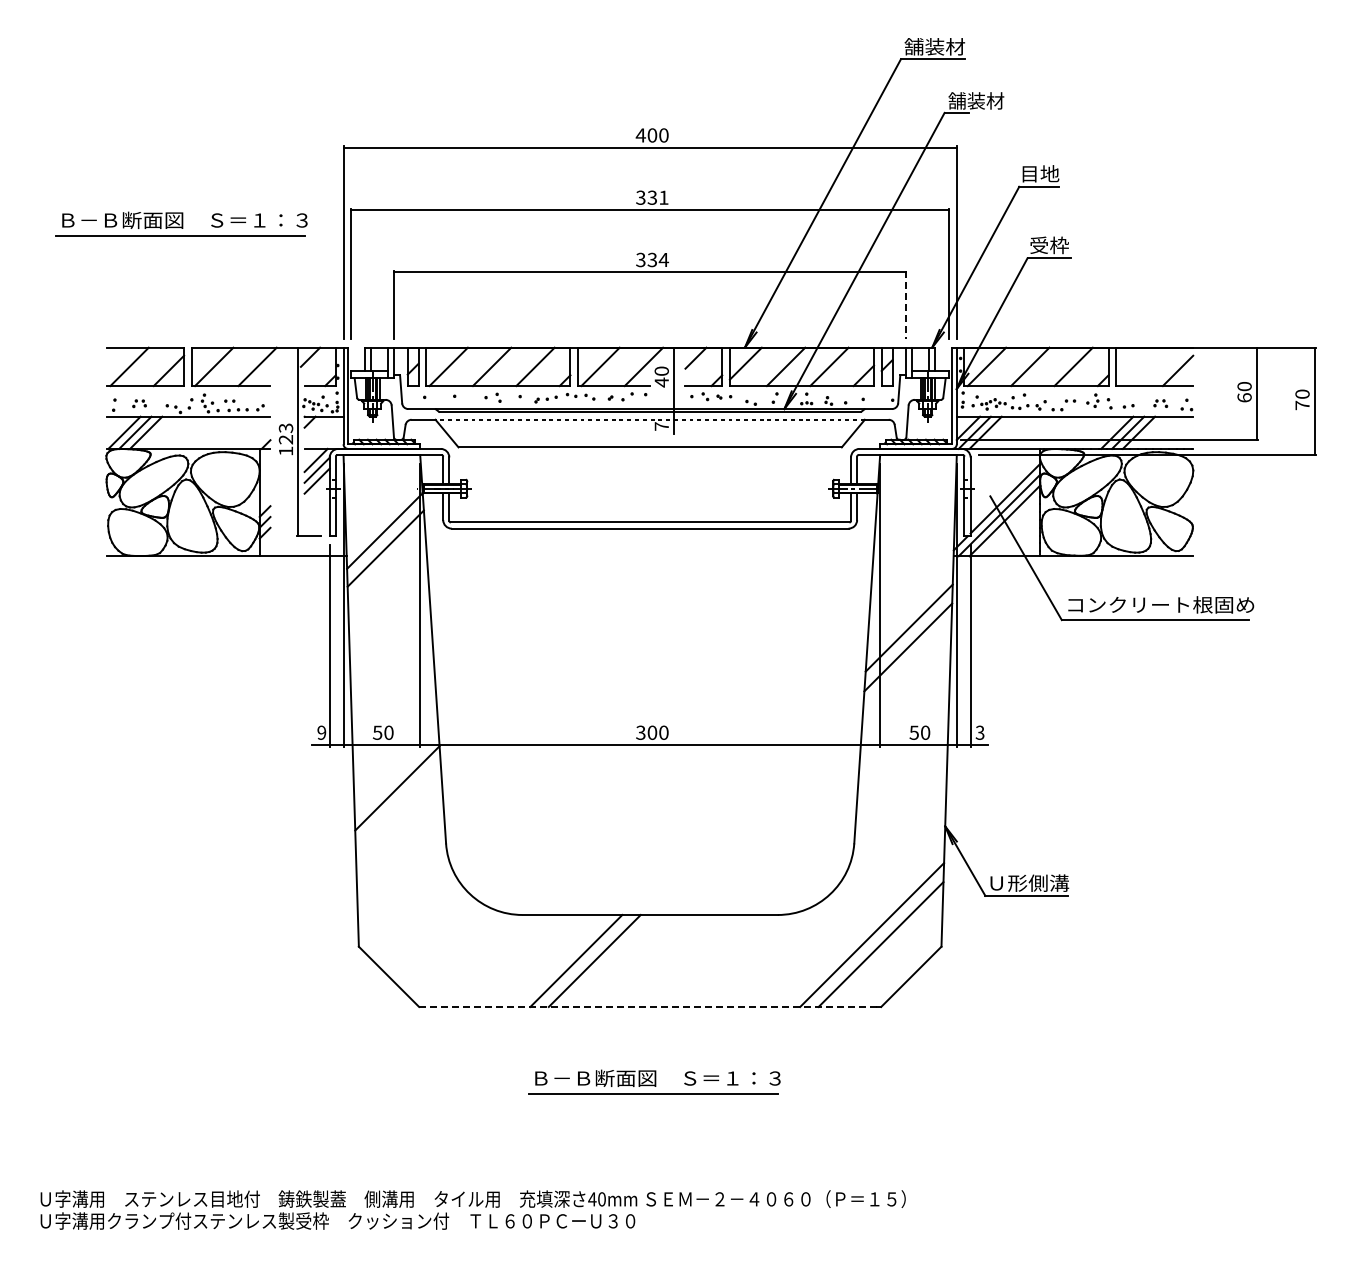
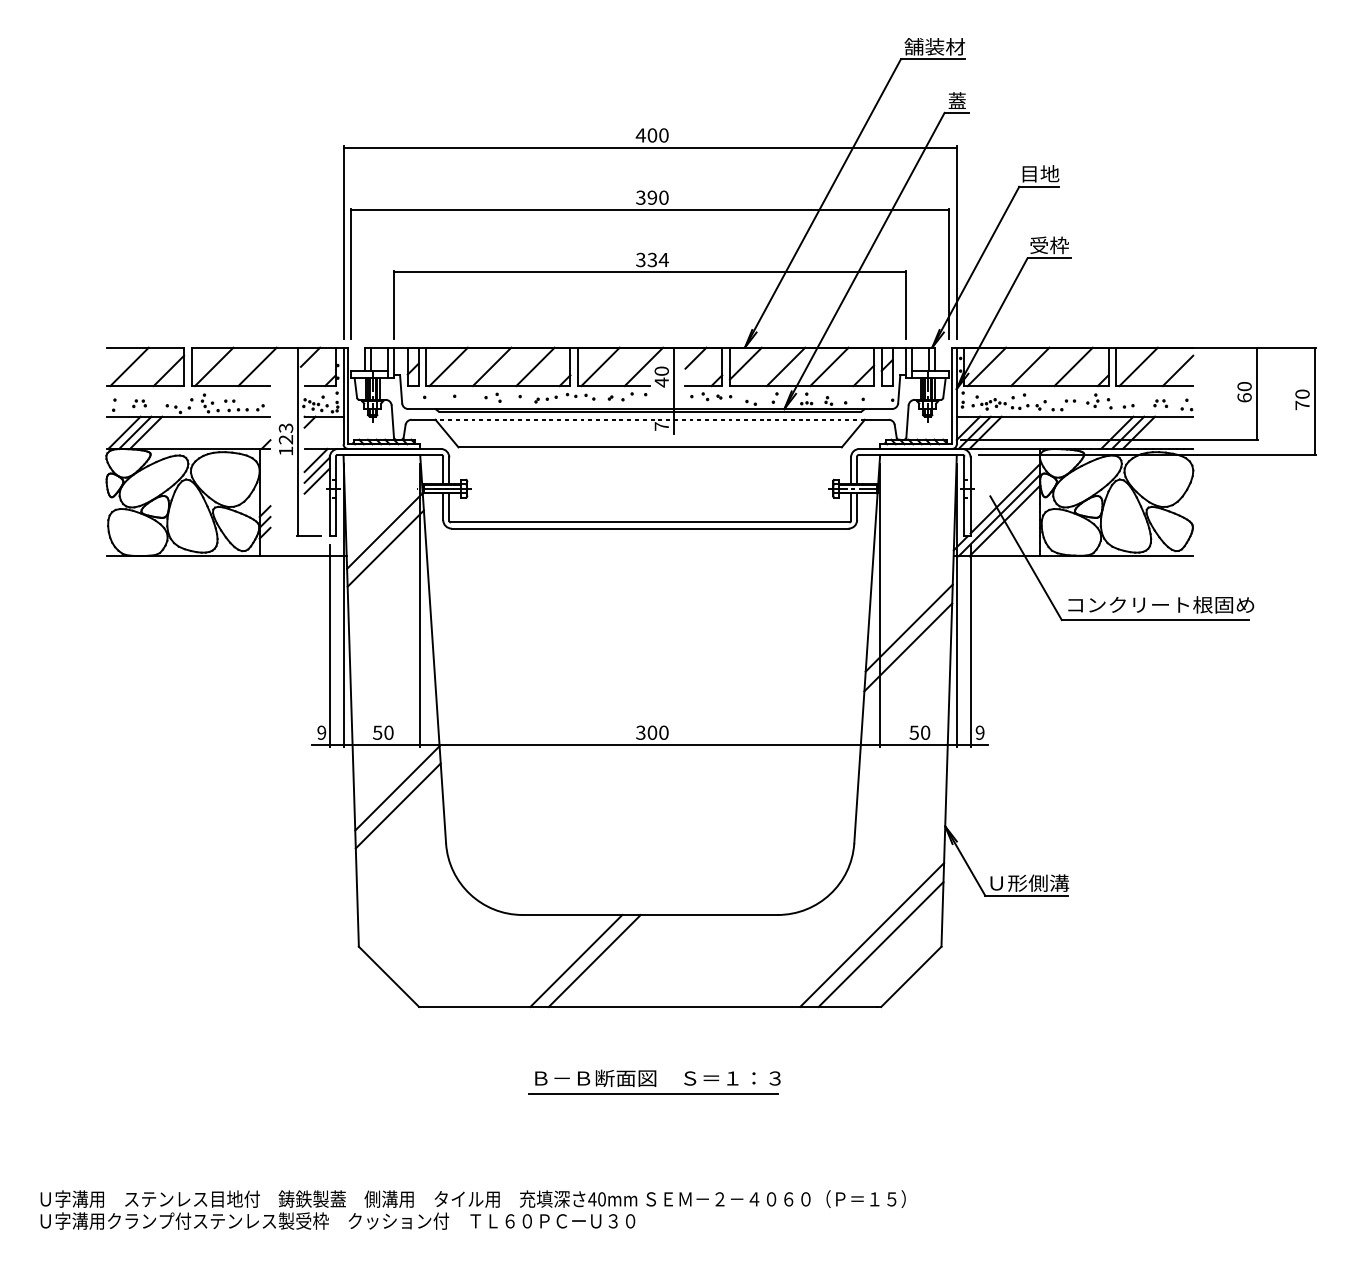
text: 舗装材 -> 蓋 (976, 100)
text: 331 -> 390 (657, 197)
part: present -> none (181, 223)
line: dashed -> solid (906, 304)
line: none -> present (1138, 366)
text: 3 -> 9 (979, 732)
line: none -> present (397, 805)
line: dashed -> solid (648, 1006)
